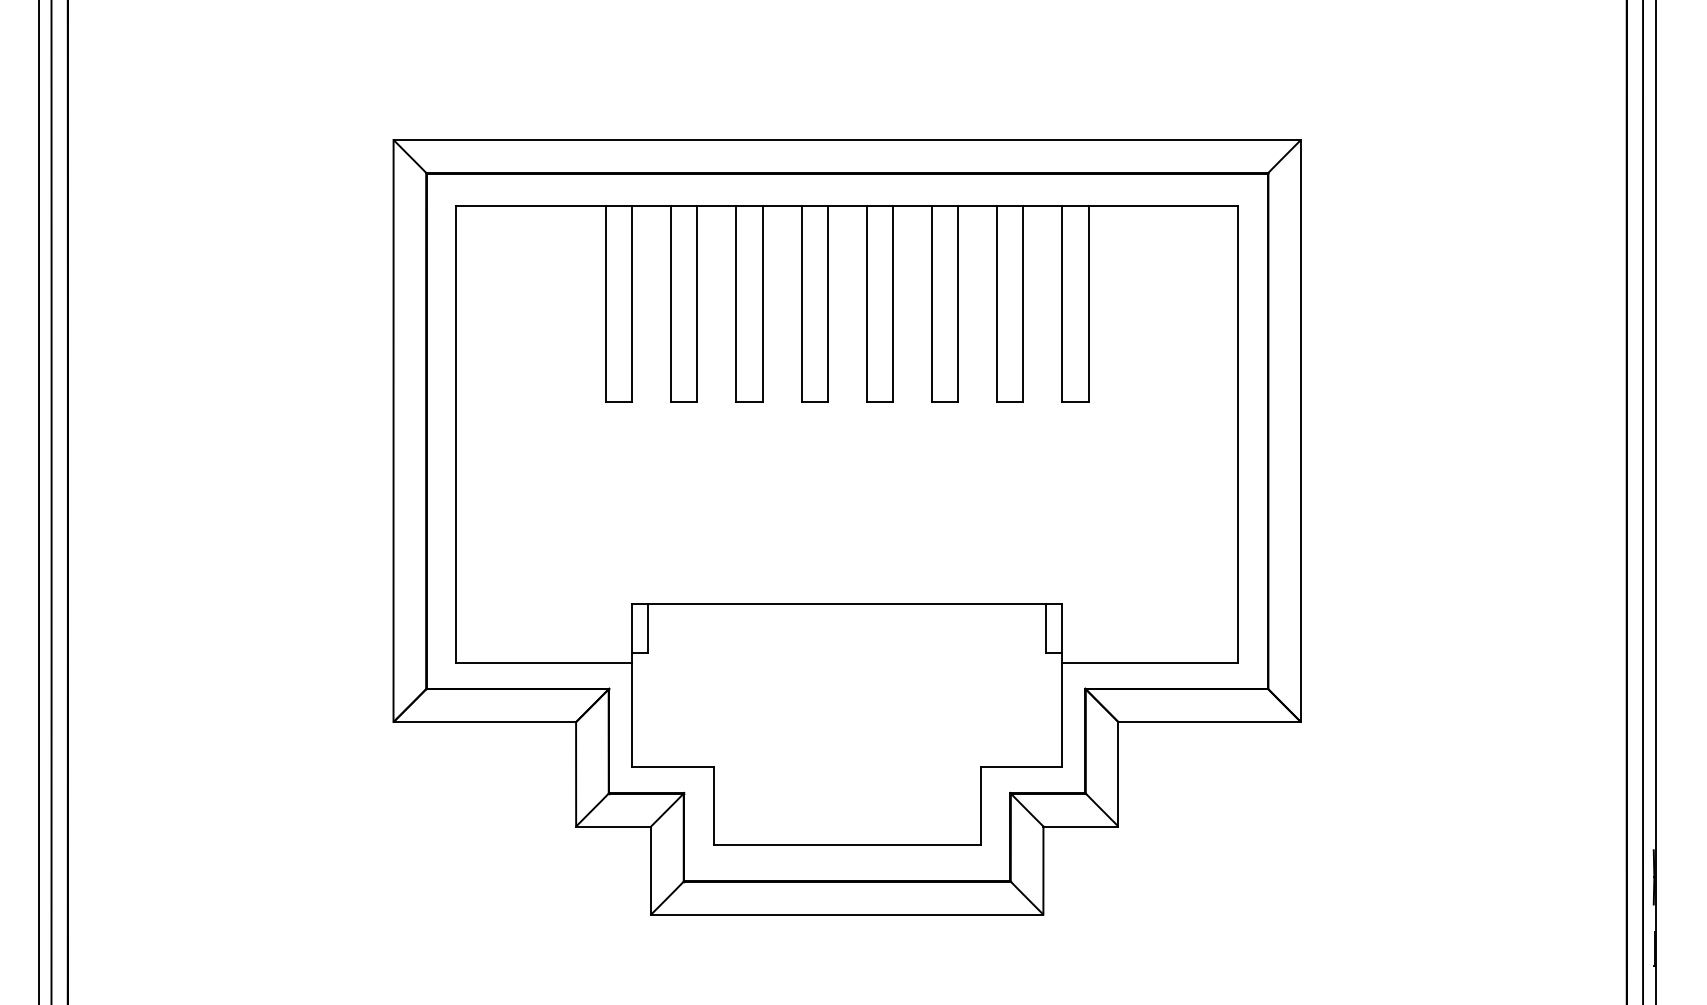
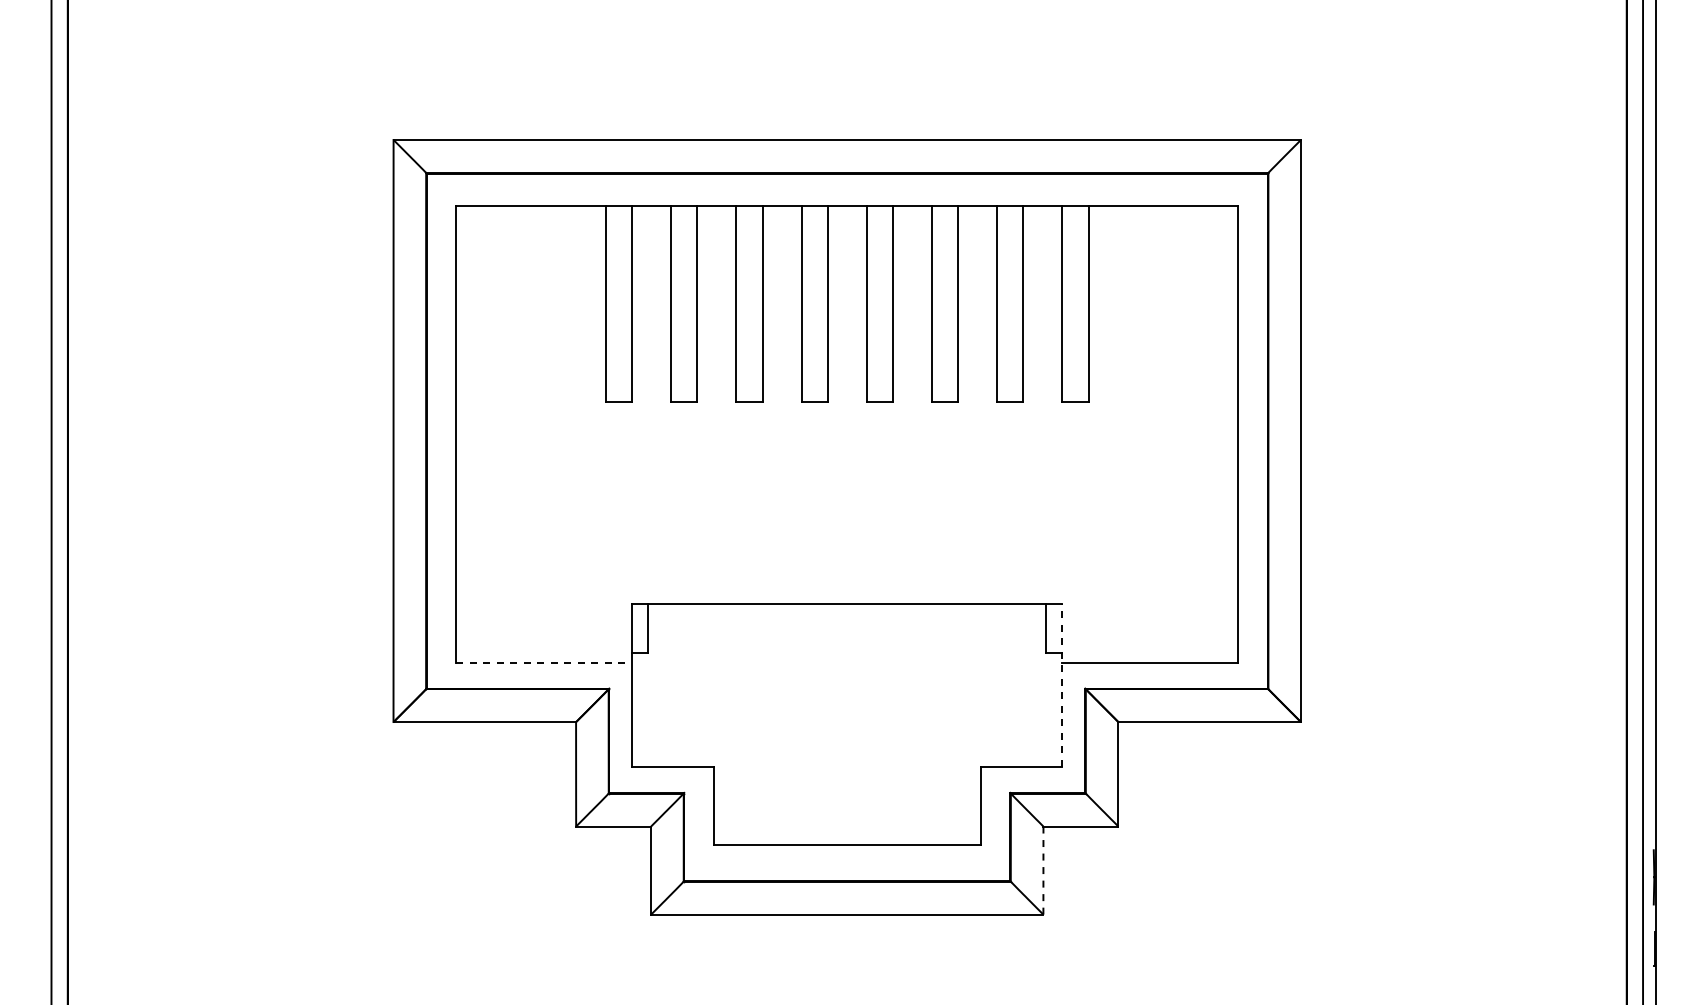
line: present -> none (38, 501)
line: solid -> dashed (544, 662)
line: solid -> dashed (1062, 685)
line: solid -> dashed (1043, 871)
